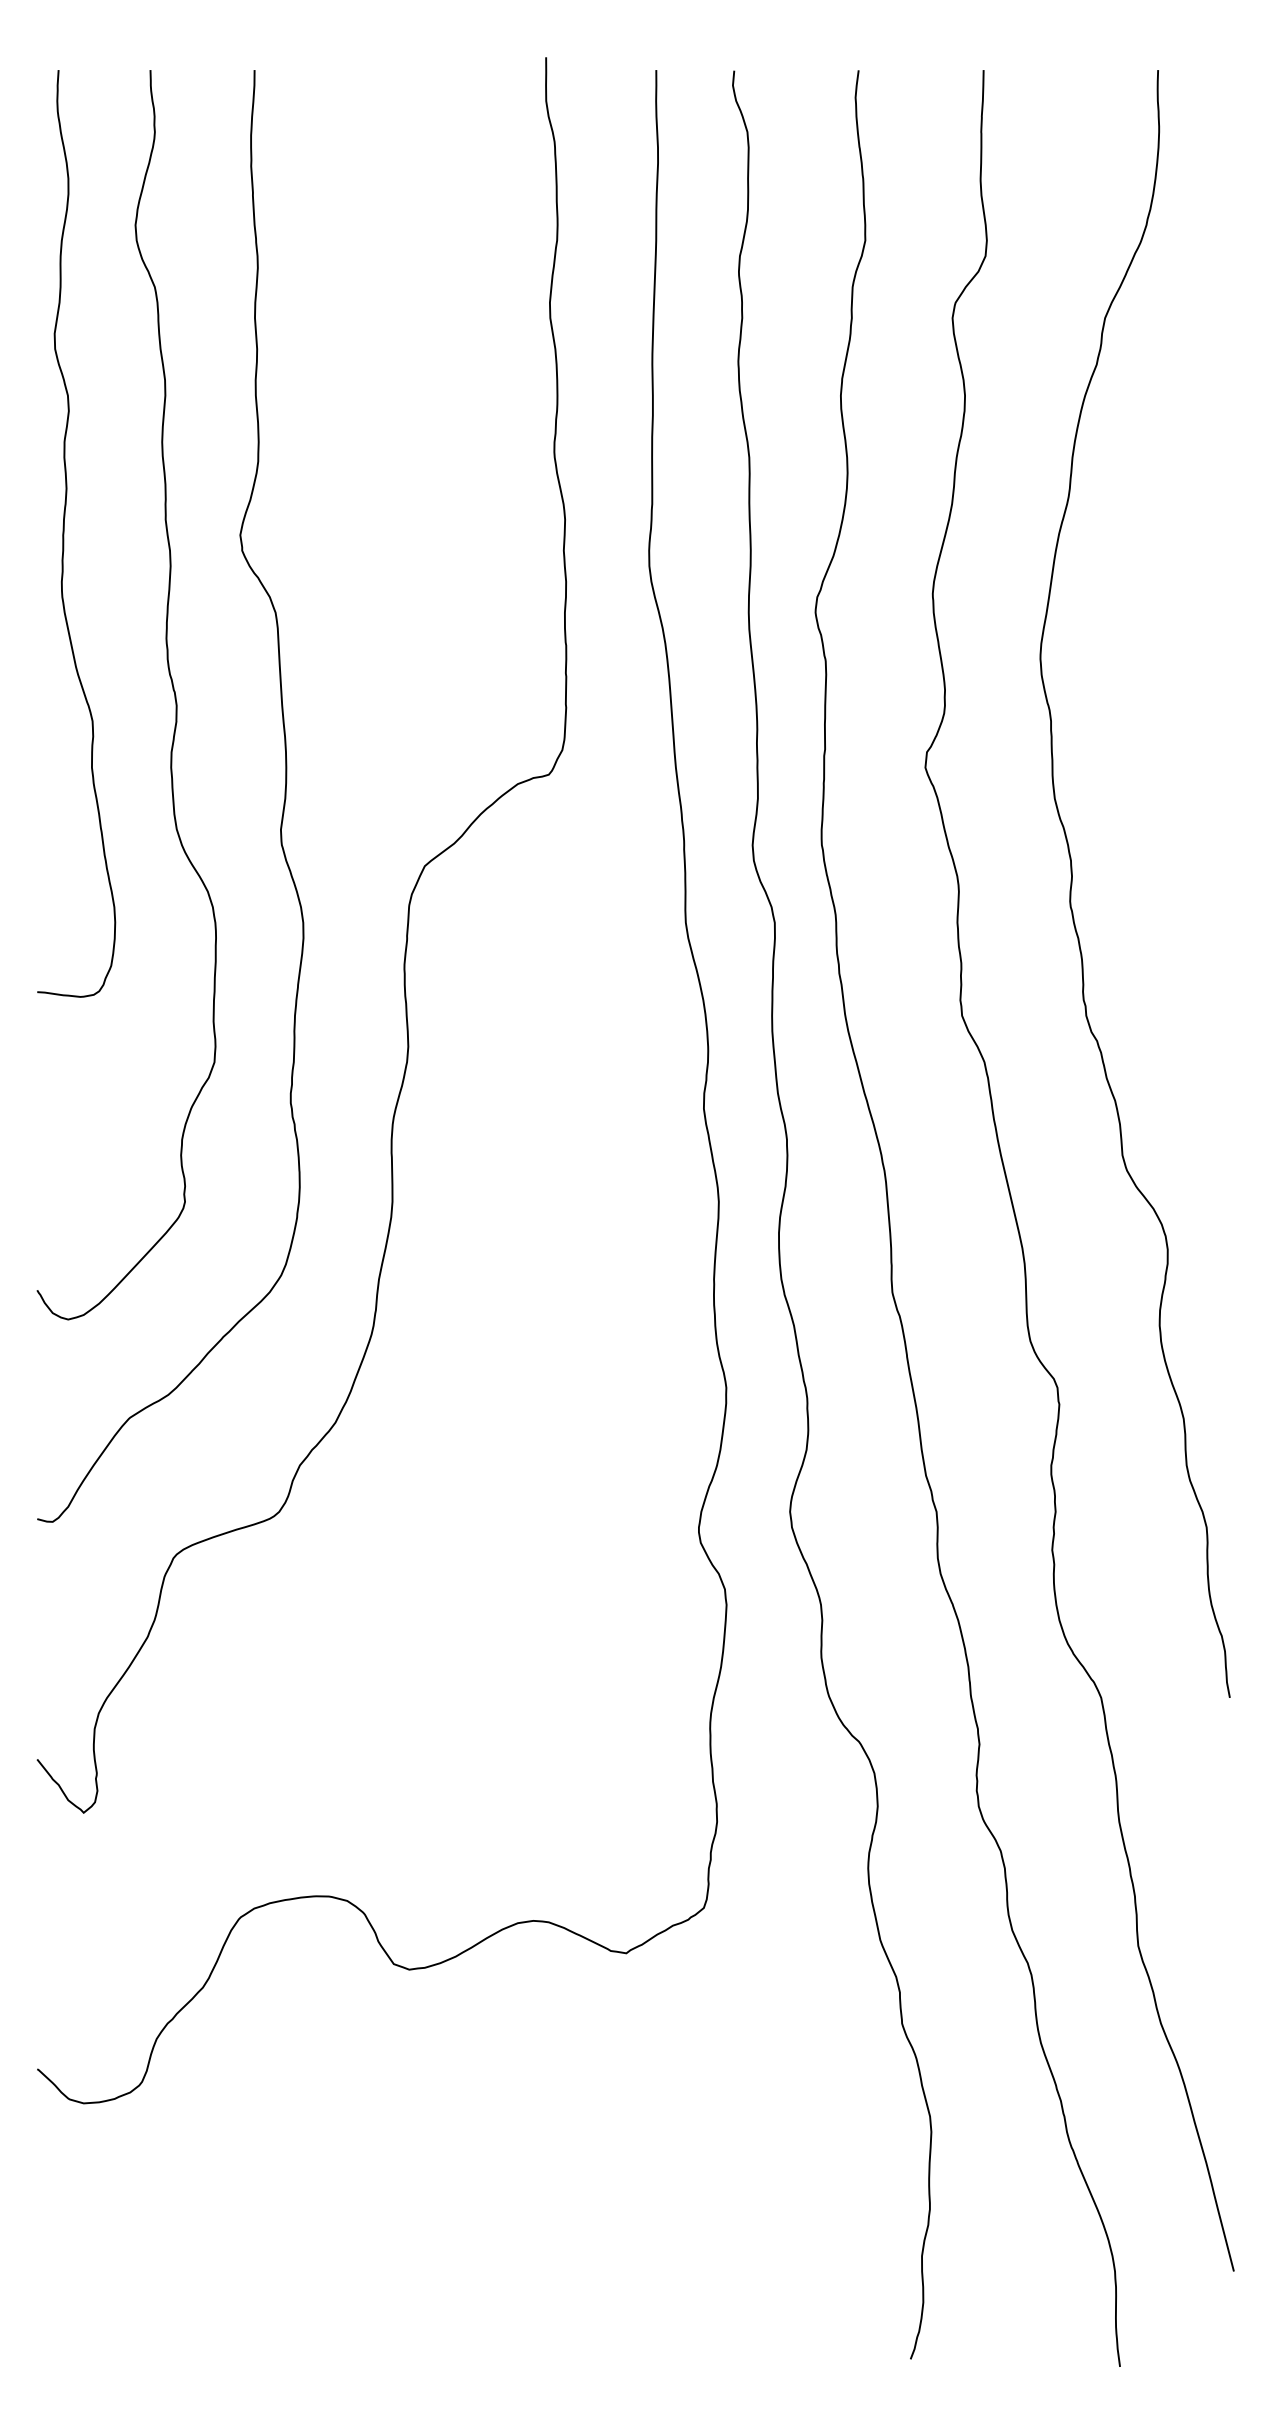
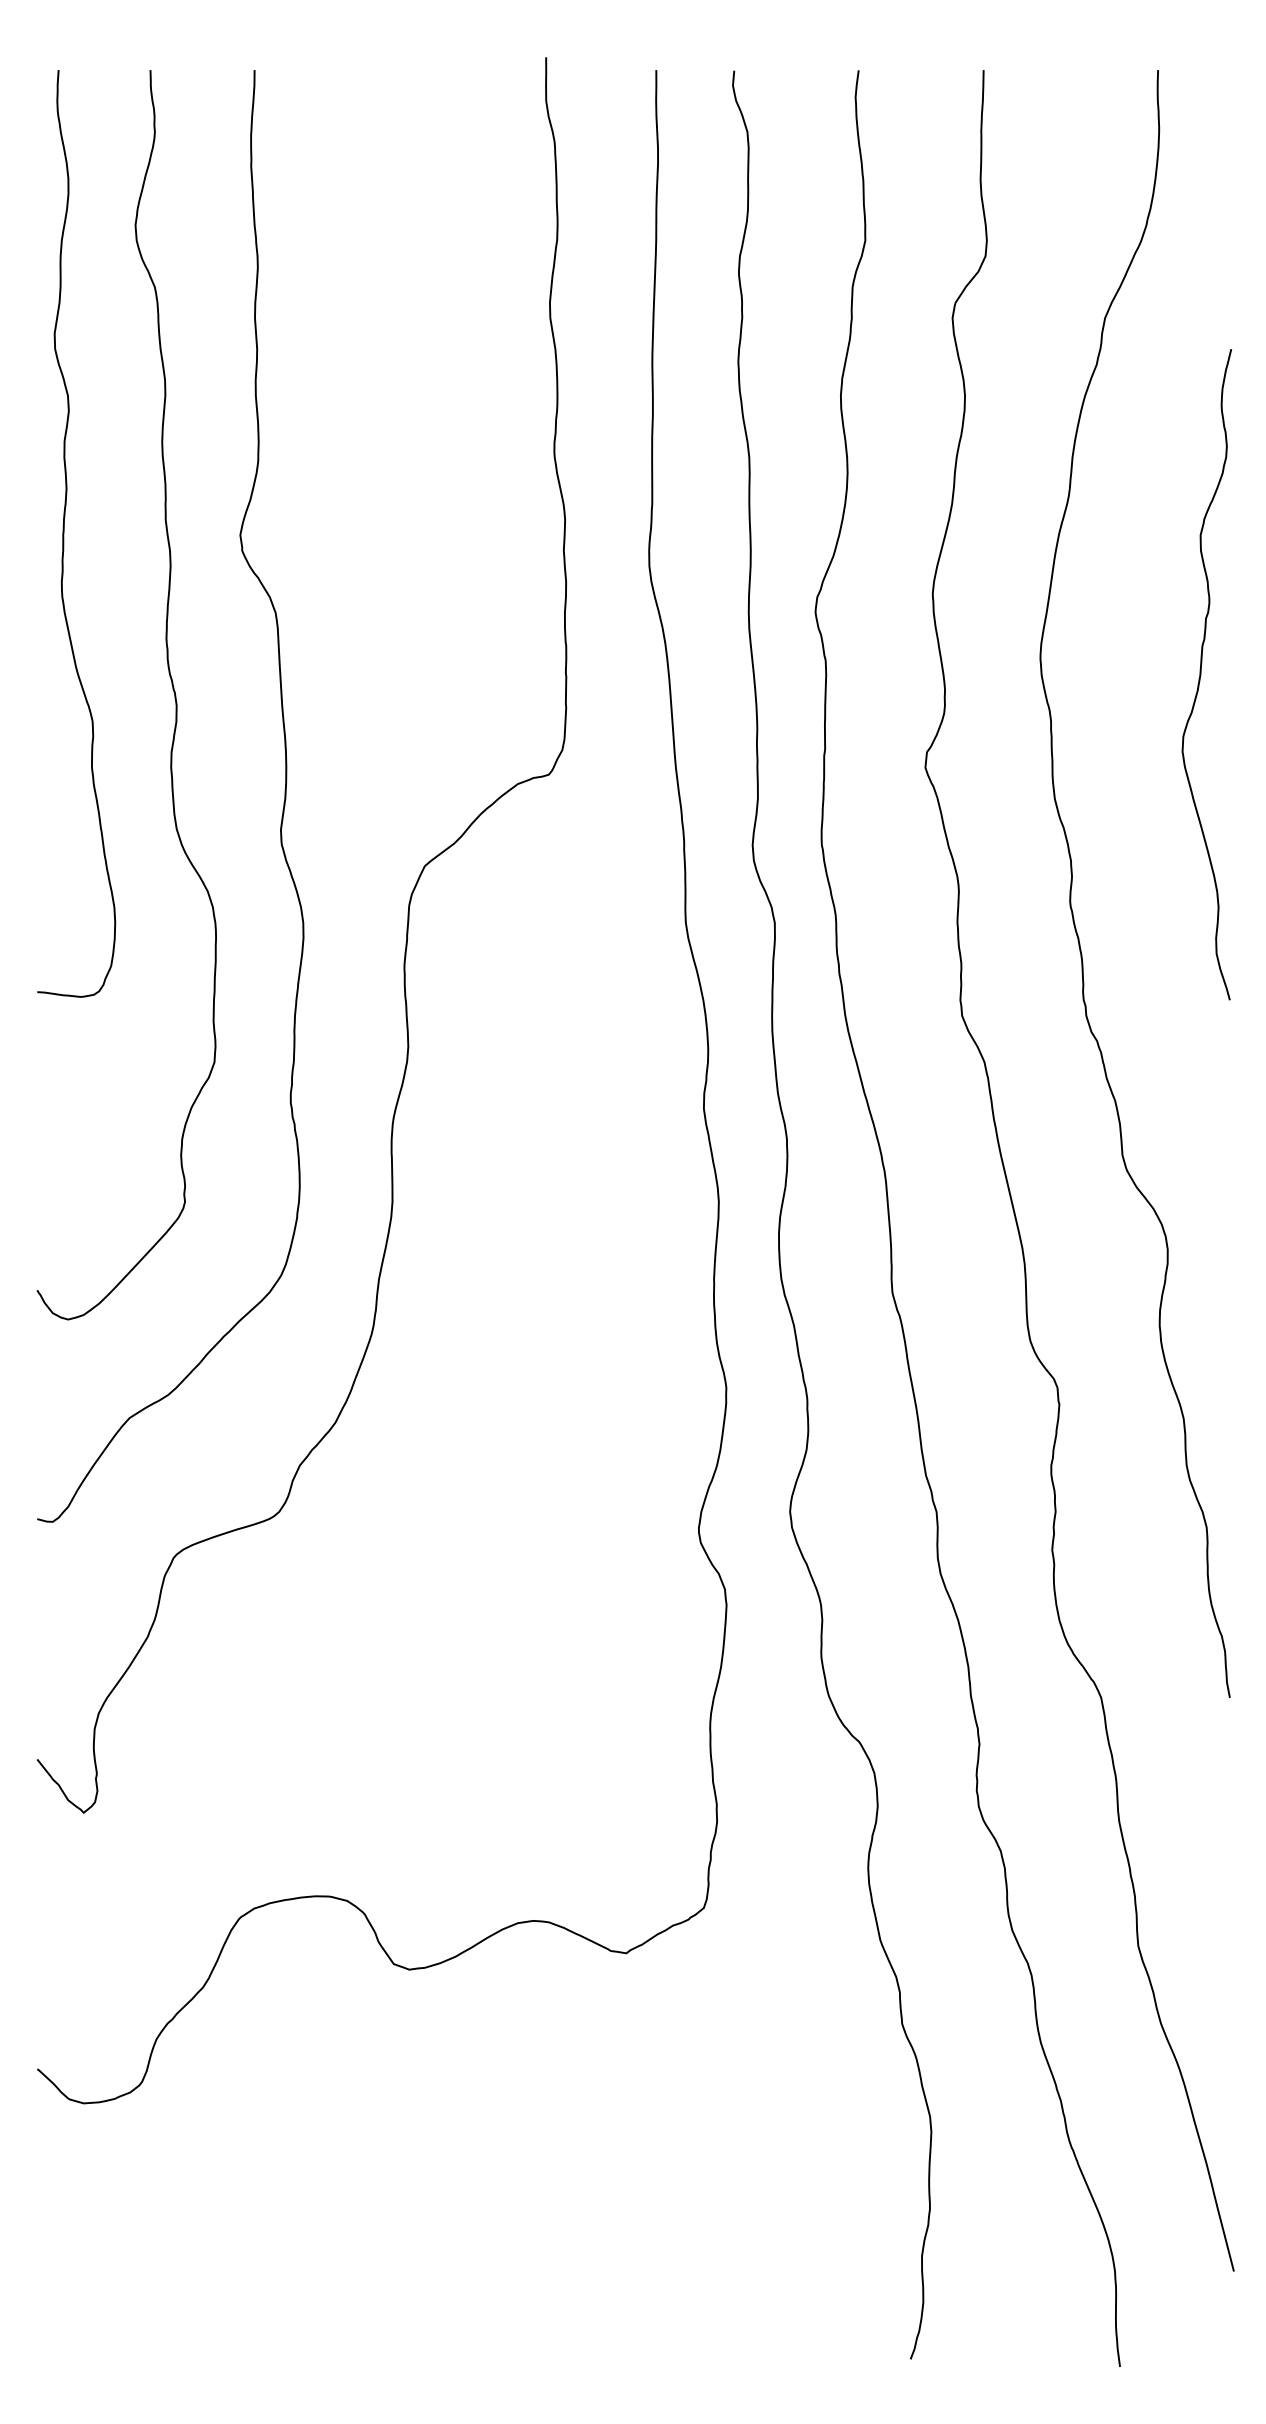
curve: none -> present (1201, 674)
